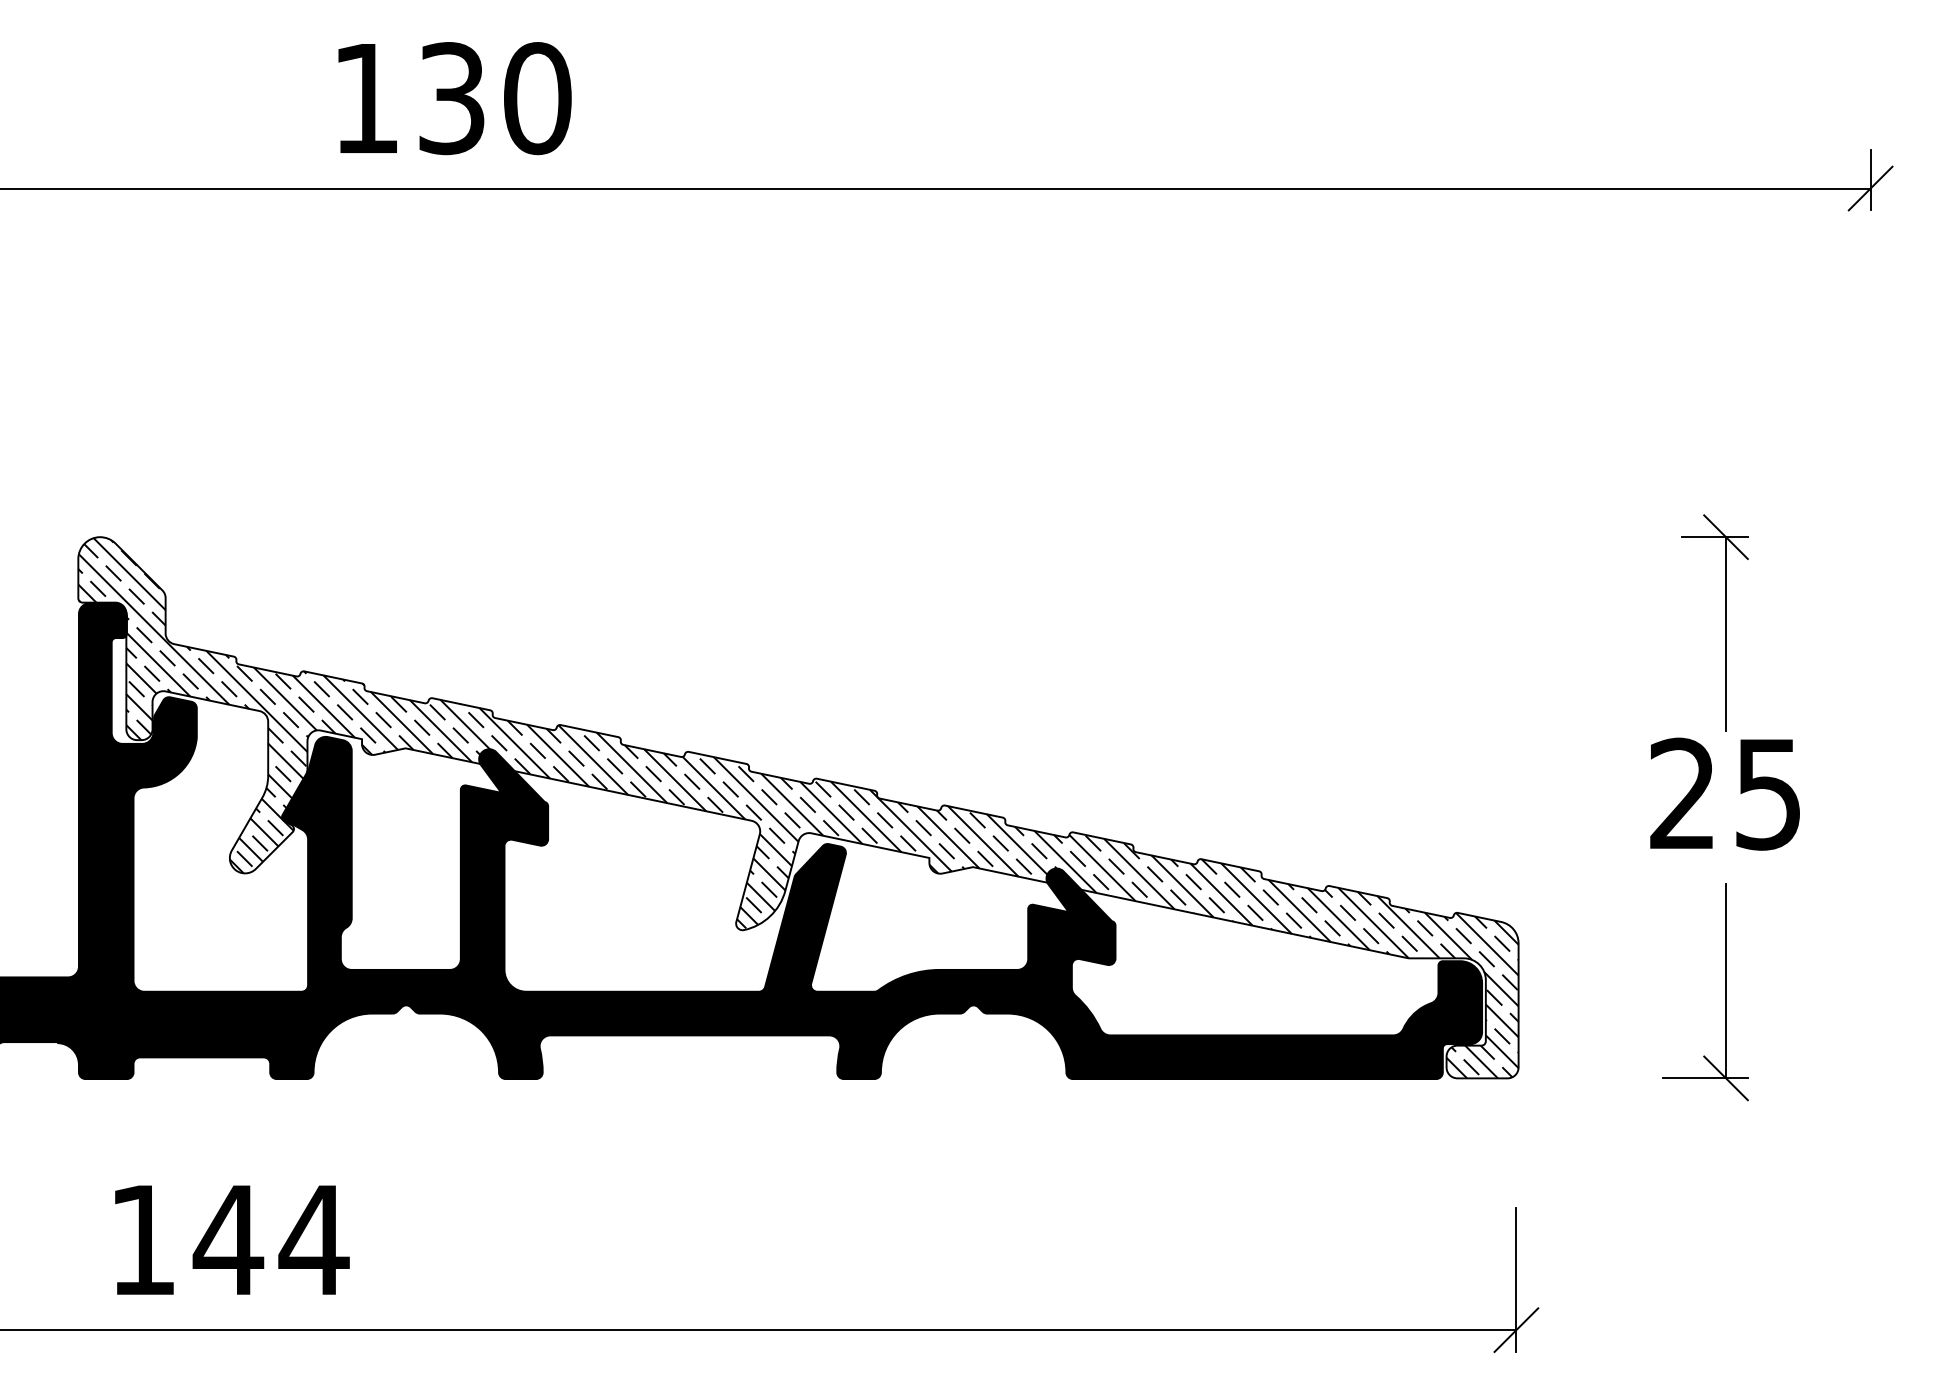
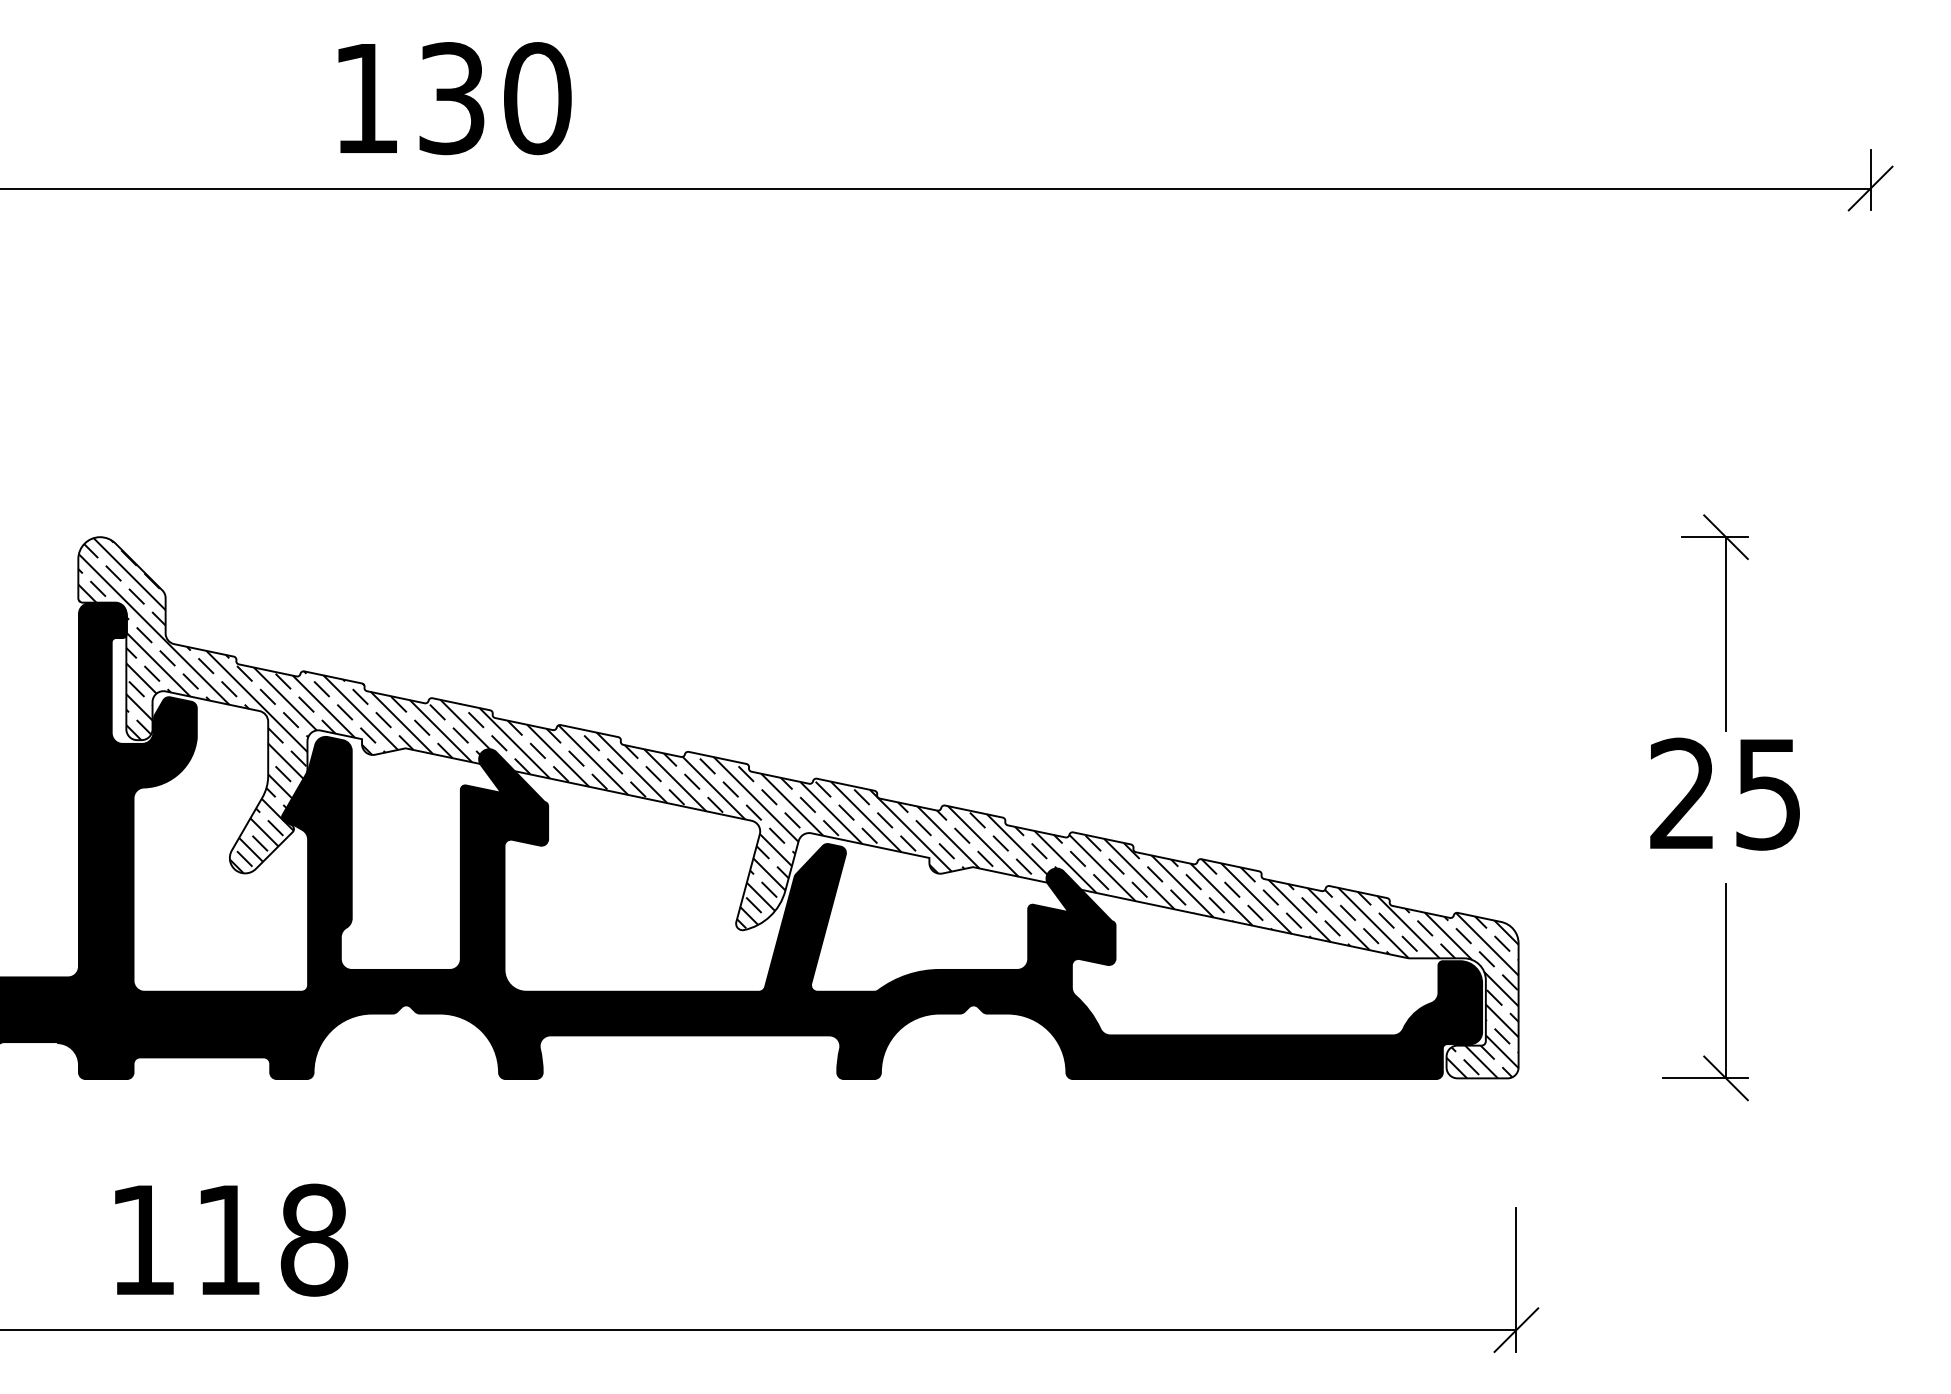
text: 144 -> 118 (270, 1239)
